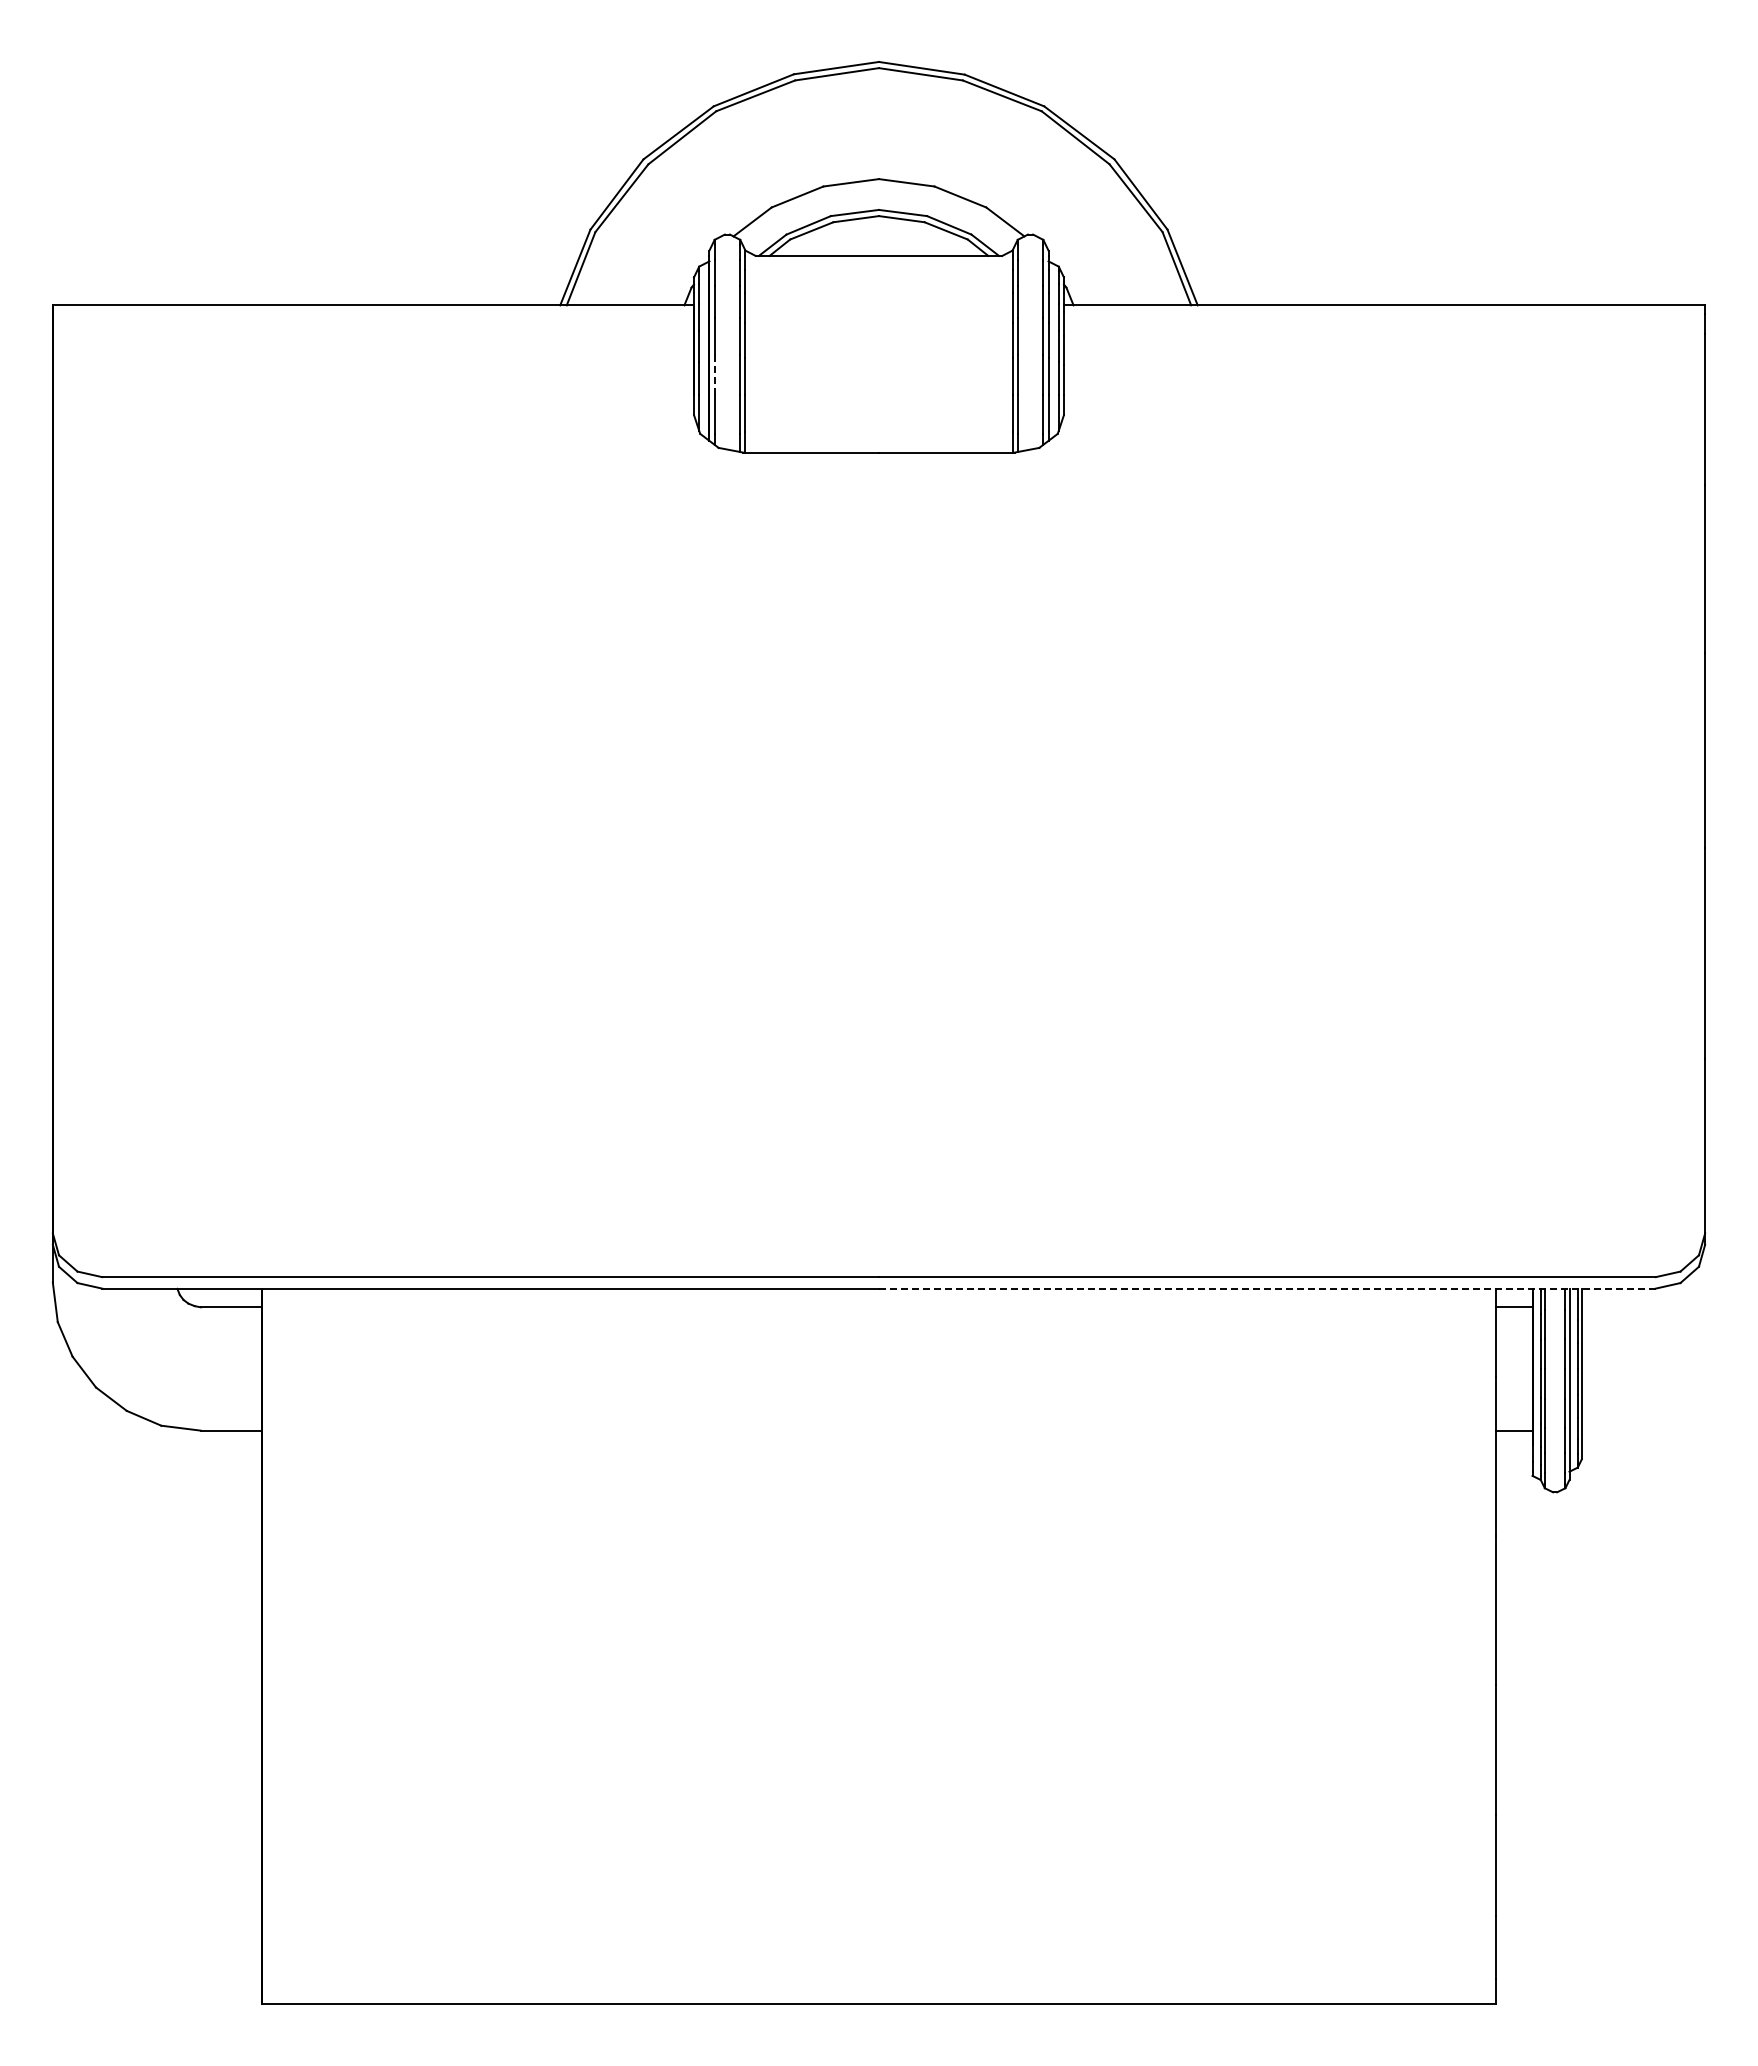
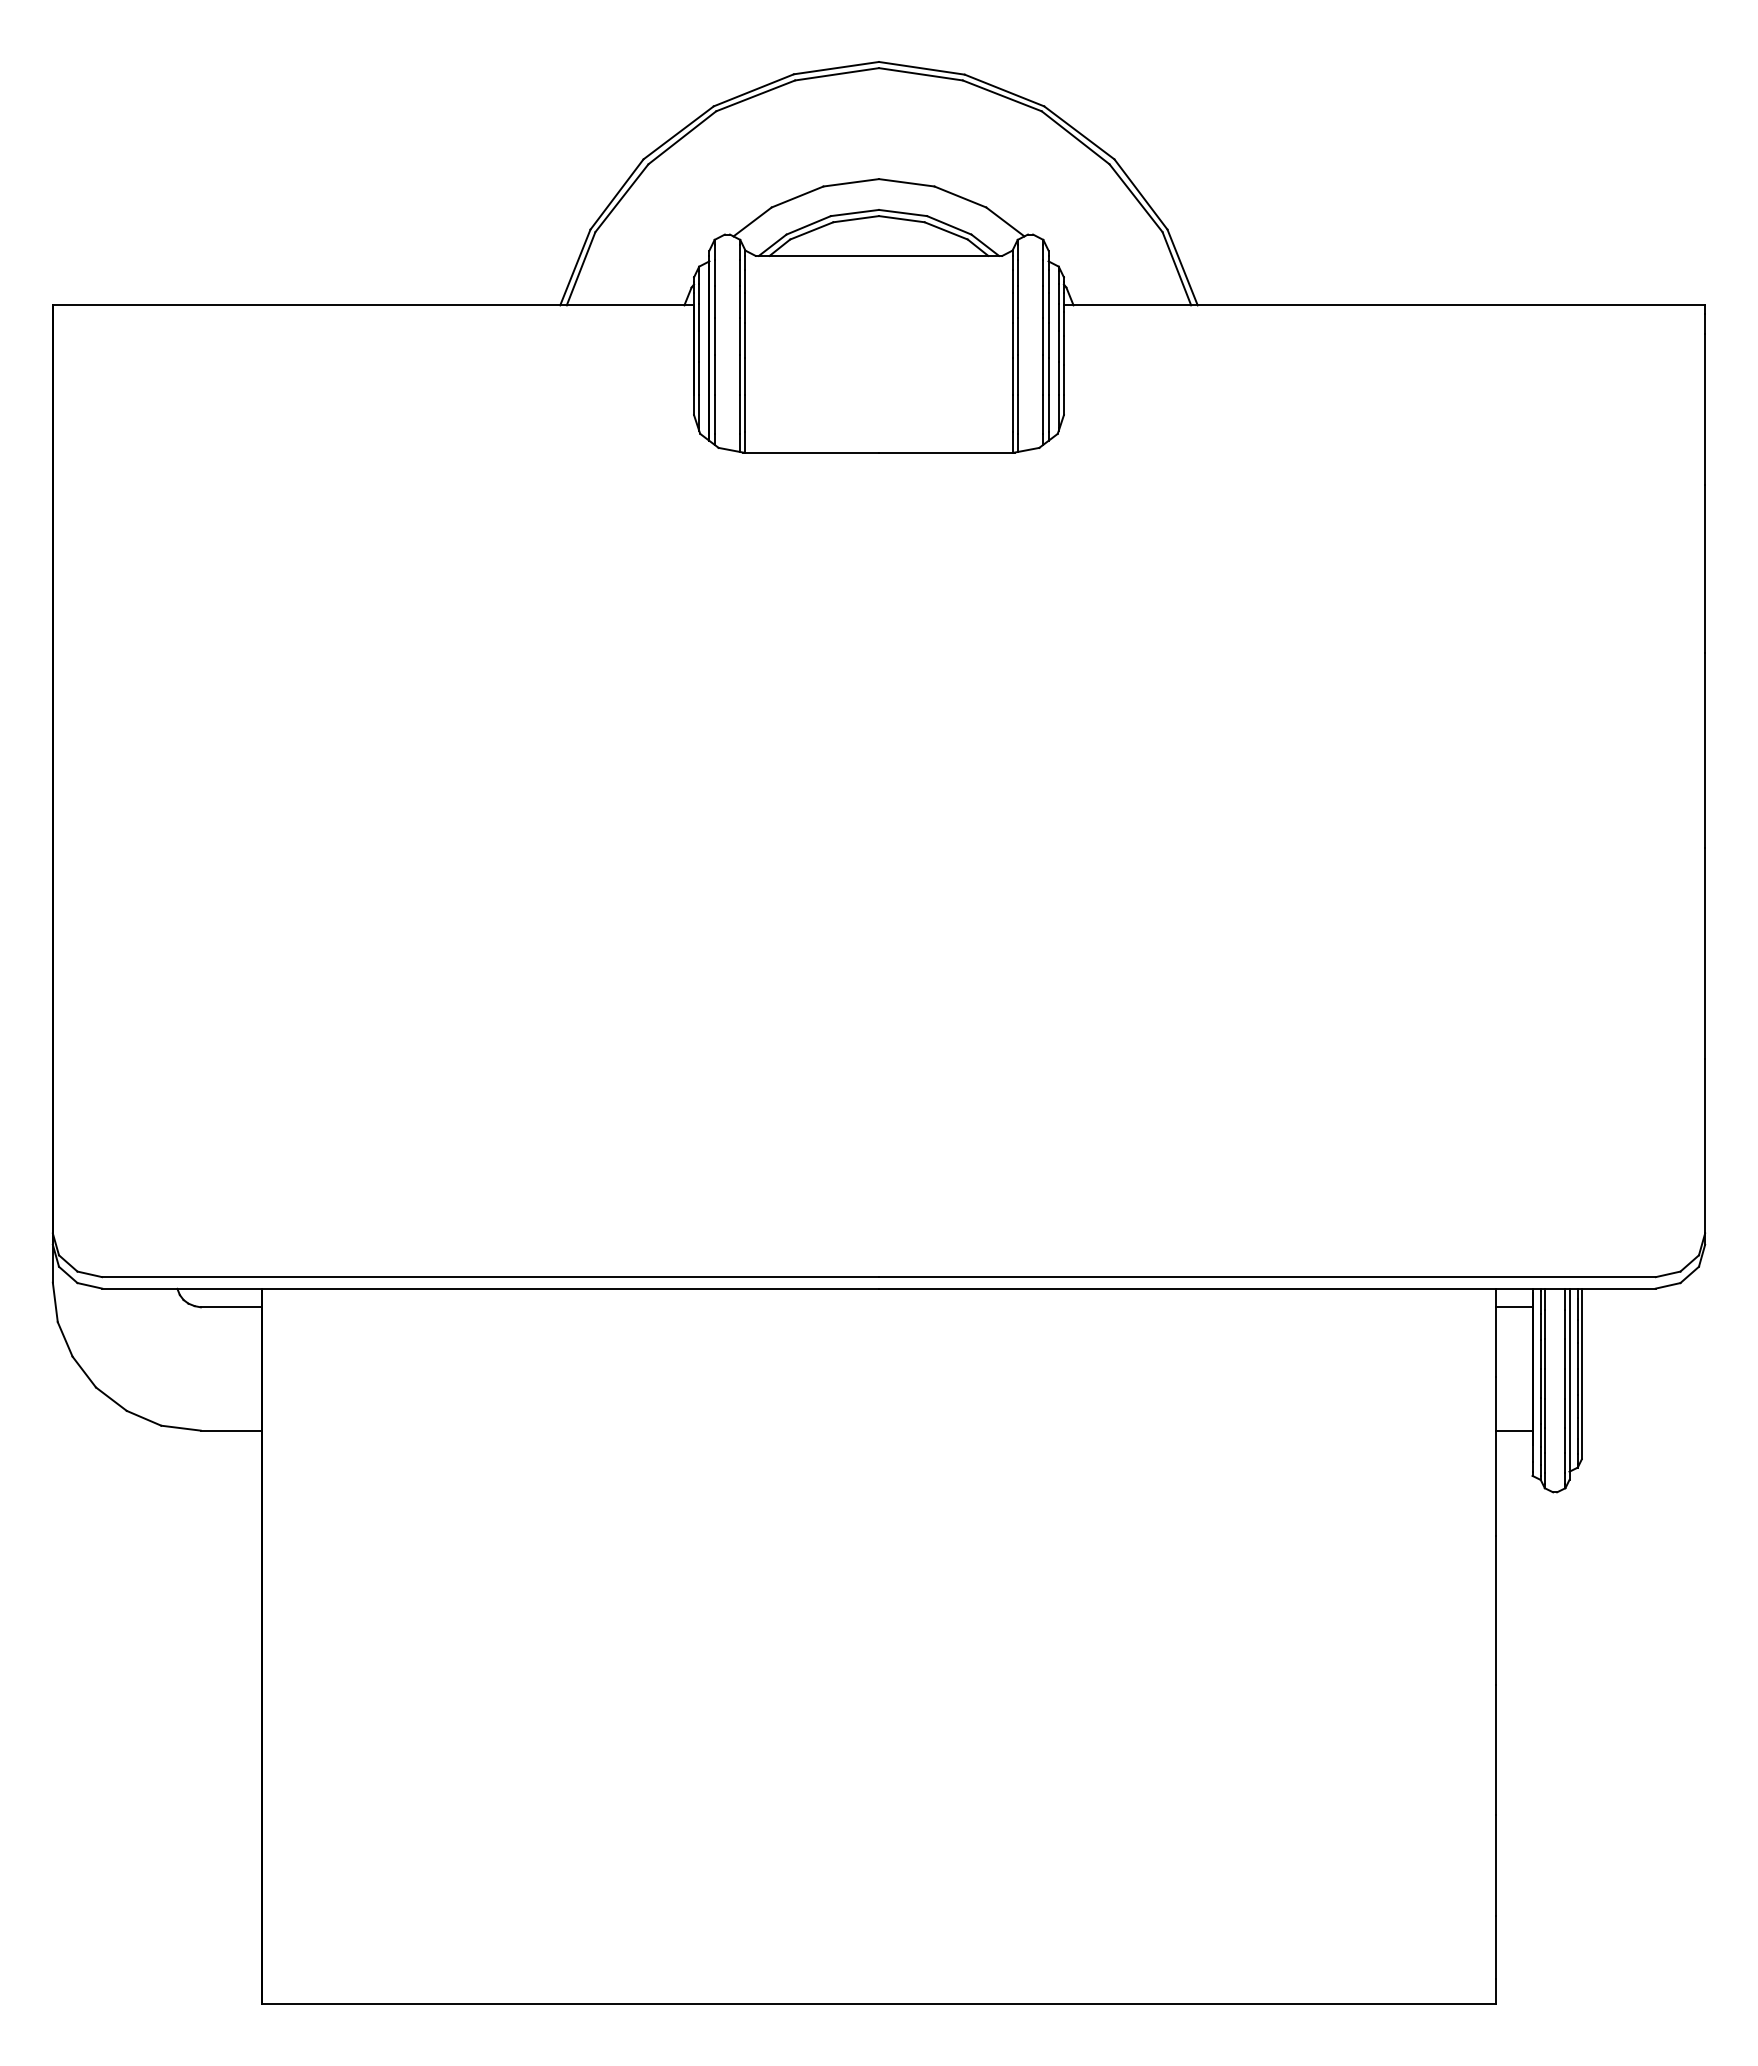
line: dashed -> solid (714, 375)
line: dashed -> solid (1267, 1288)
